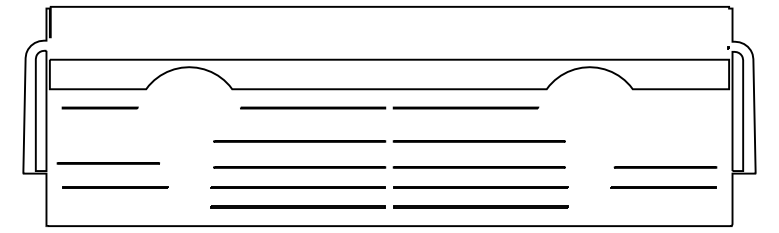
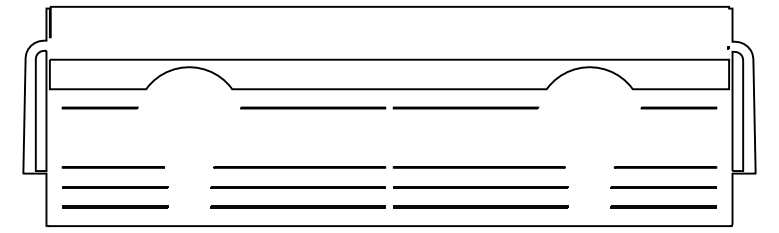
line: none -> present (678, 107)
line: present -> none (386, 141)
line position: (107, 163) -> (112, 167) (112, 167)
line: none -> present (115, 206)
line: none -> present (663, 206)
